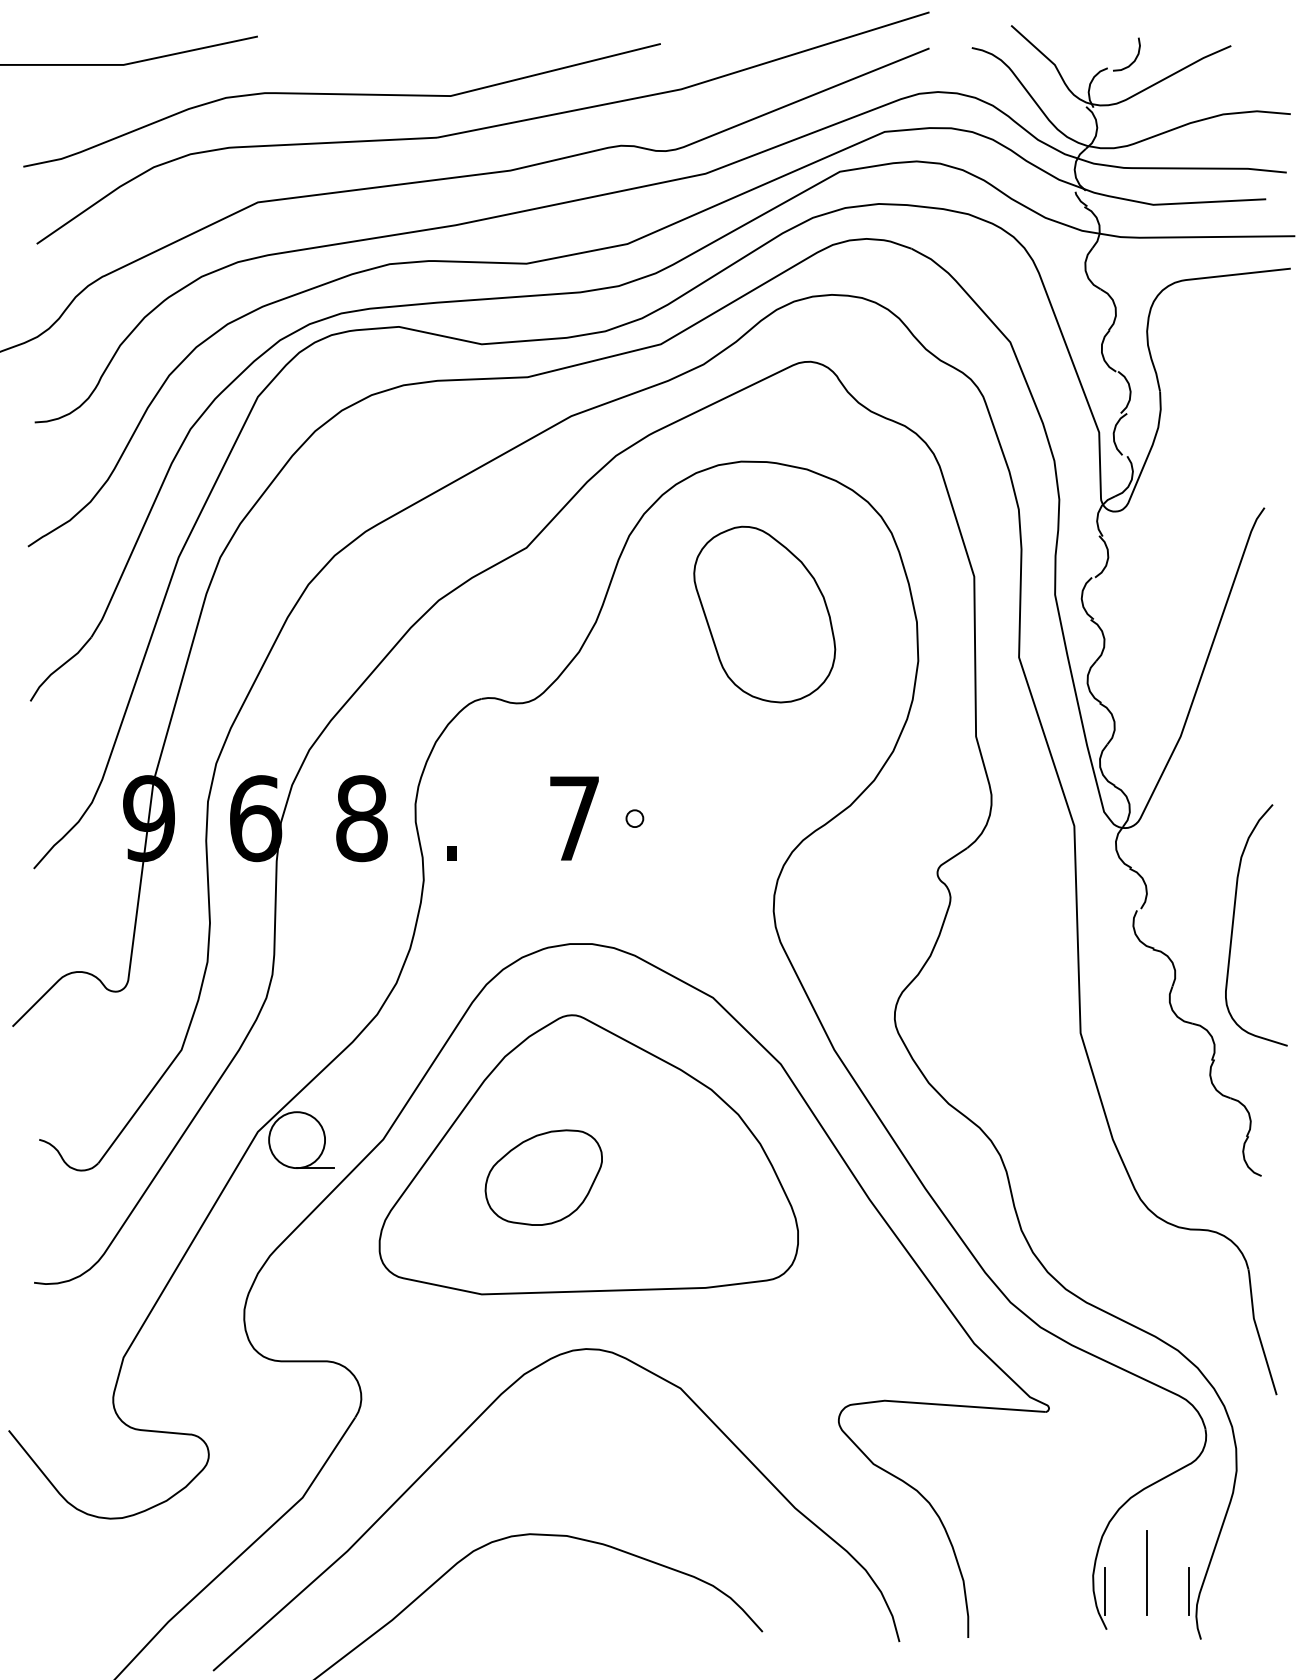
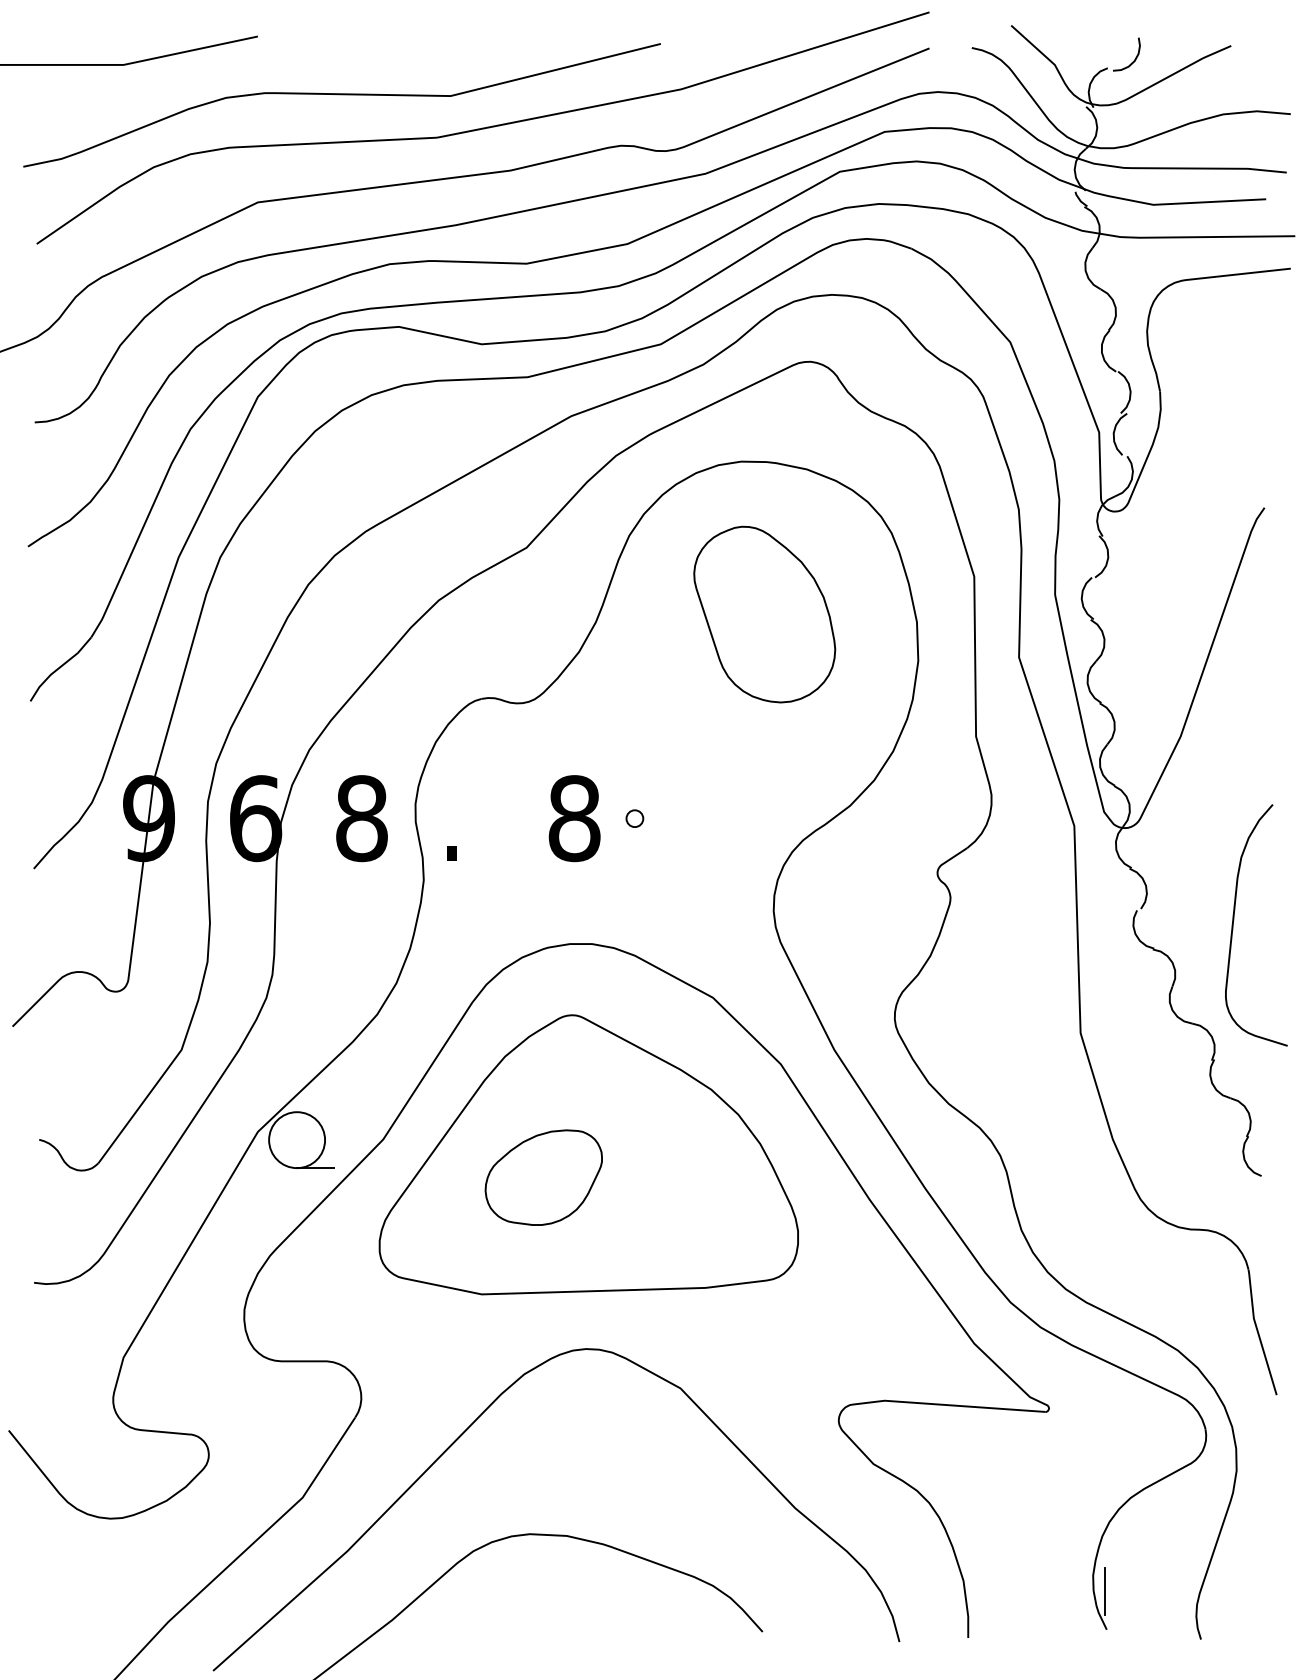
text: 7 -> 8 (574, 818)
line: present -> none (1146, 1573)
line: present -> none (1188, 1591)
